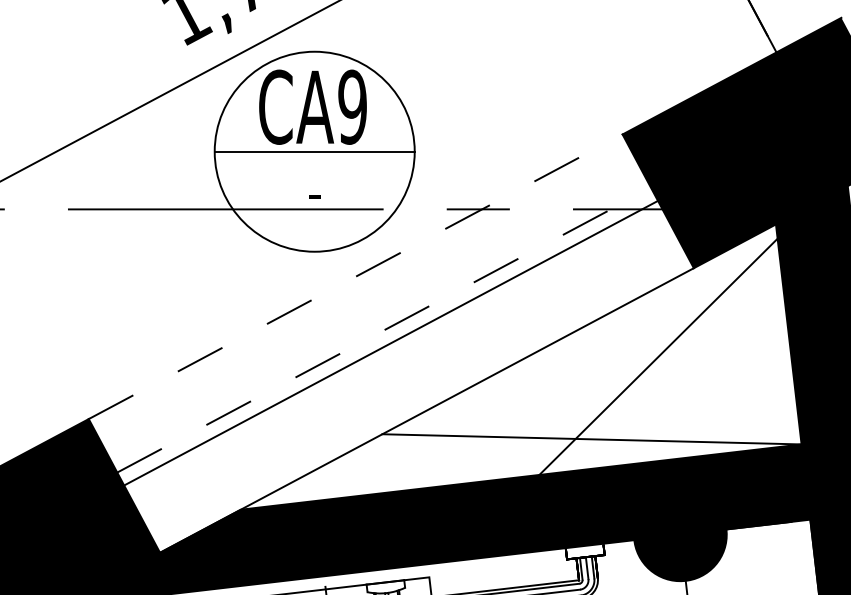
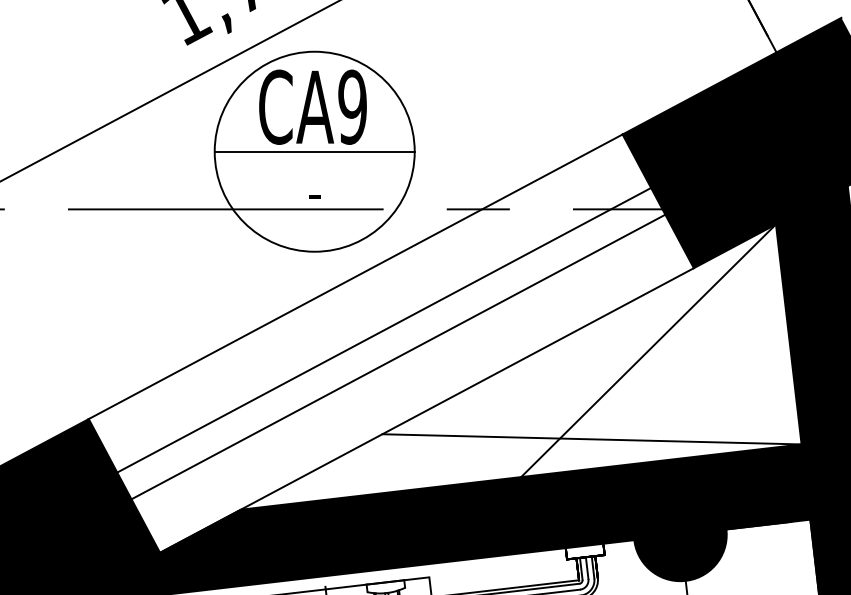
line: dashed -> solid (356, 276)
line: dashed -> solid (384, 330)
line position: (391, 342) -> (398, 356) (398, 356)
line position: (656, 358) -> (648, 350) (648, 350)
